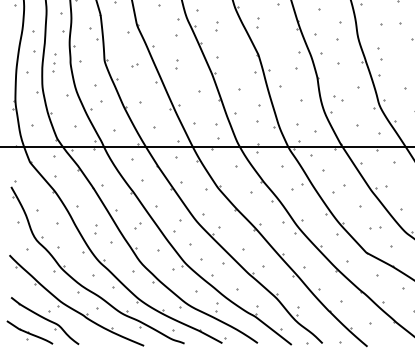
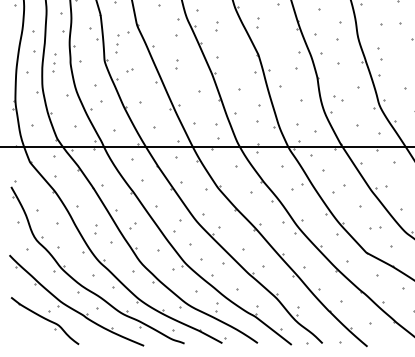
part: none -> present (117, 43)
part position: (134, 65) -> (129, 70) (129, 70)
part position: (137, 225) -> (132, 225) (132, 225)
part: present -> none (29, 332)
